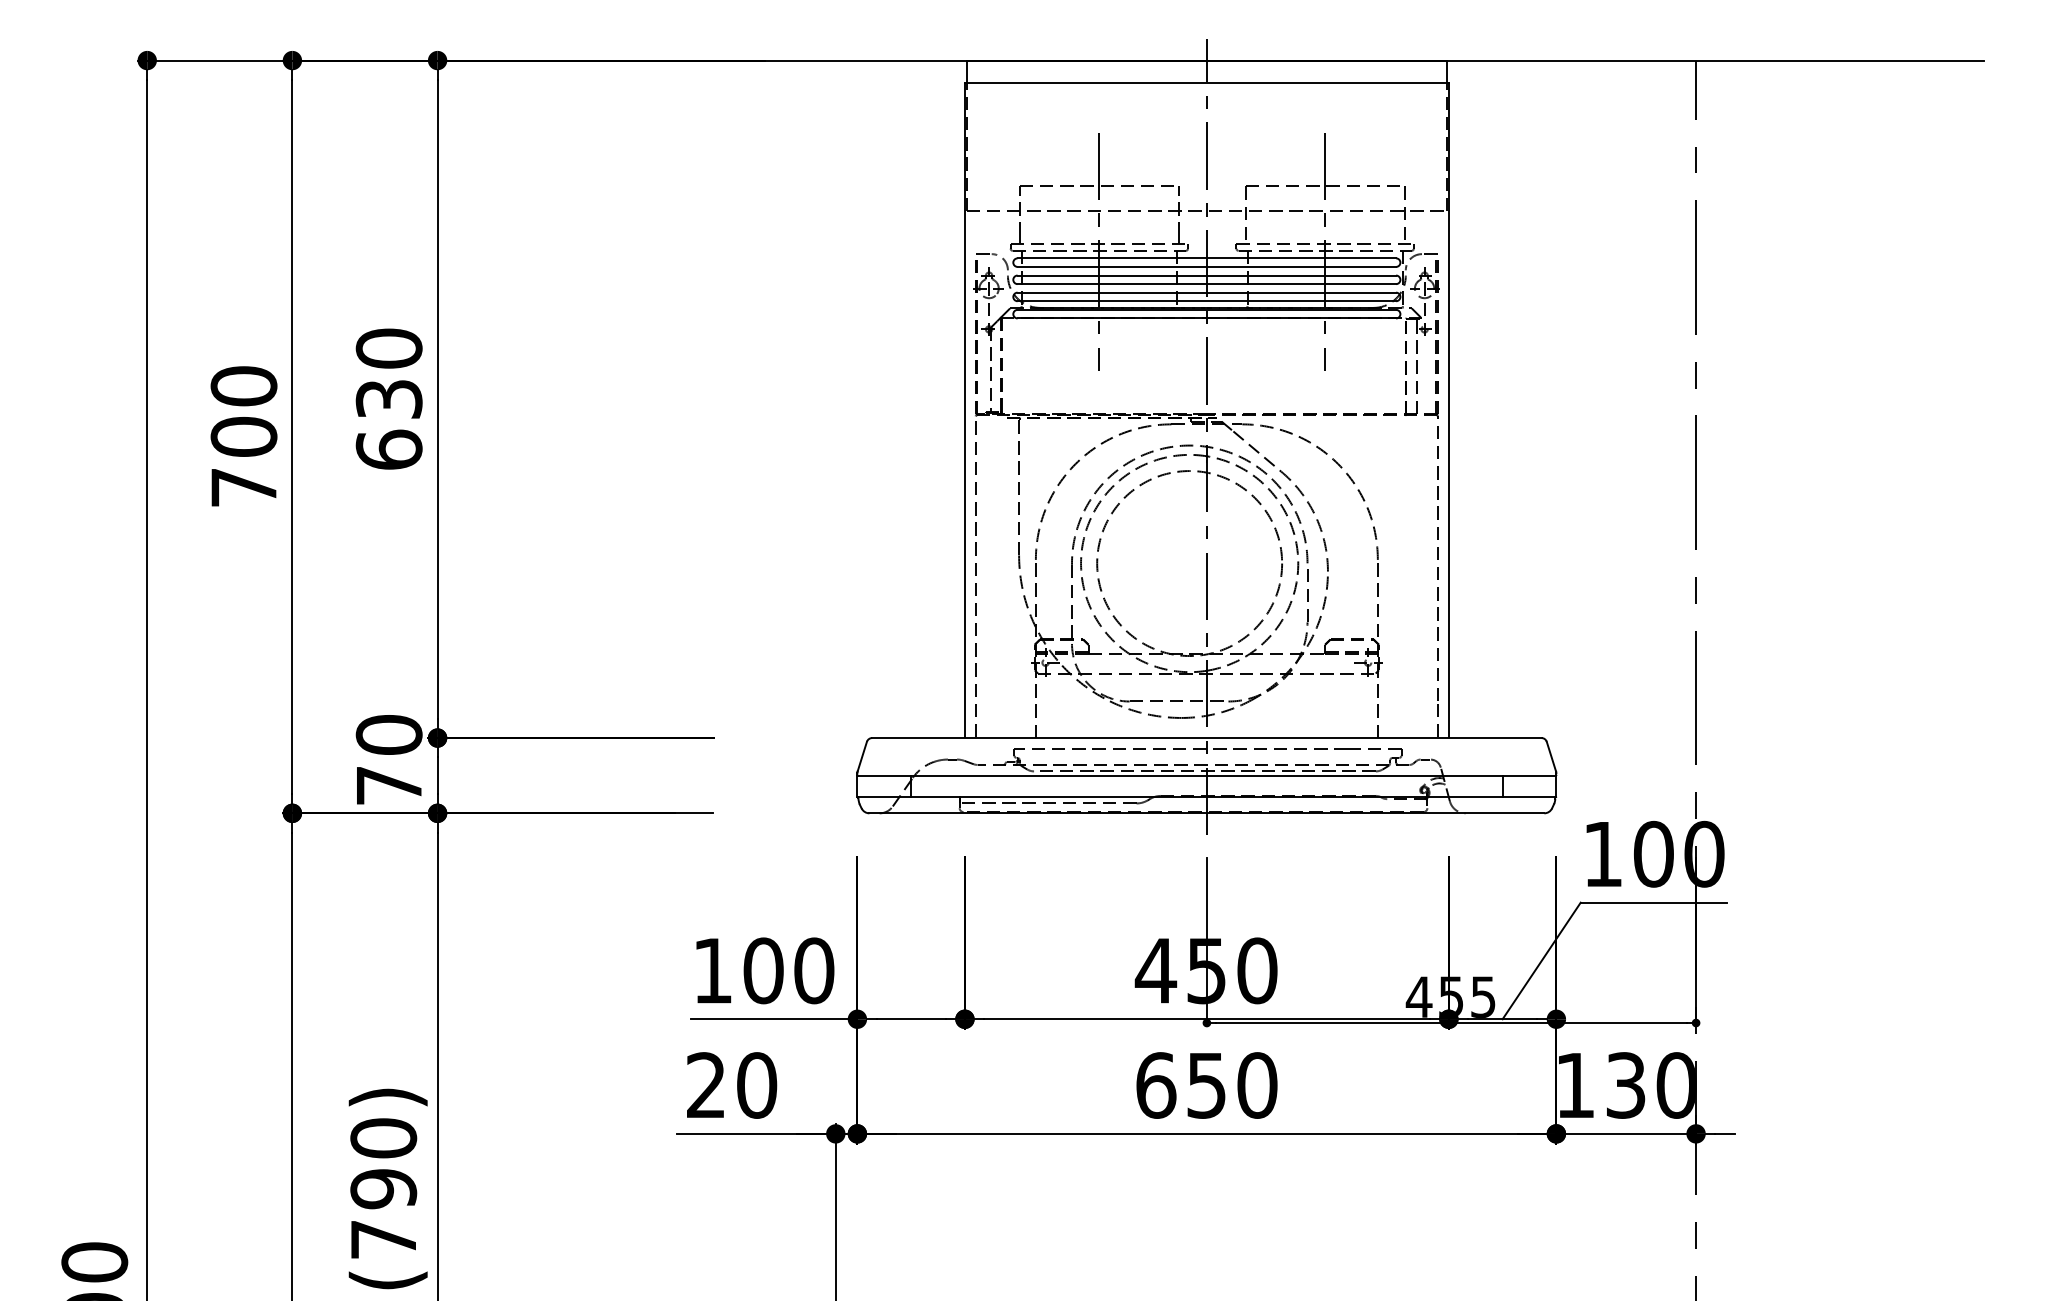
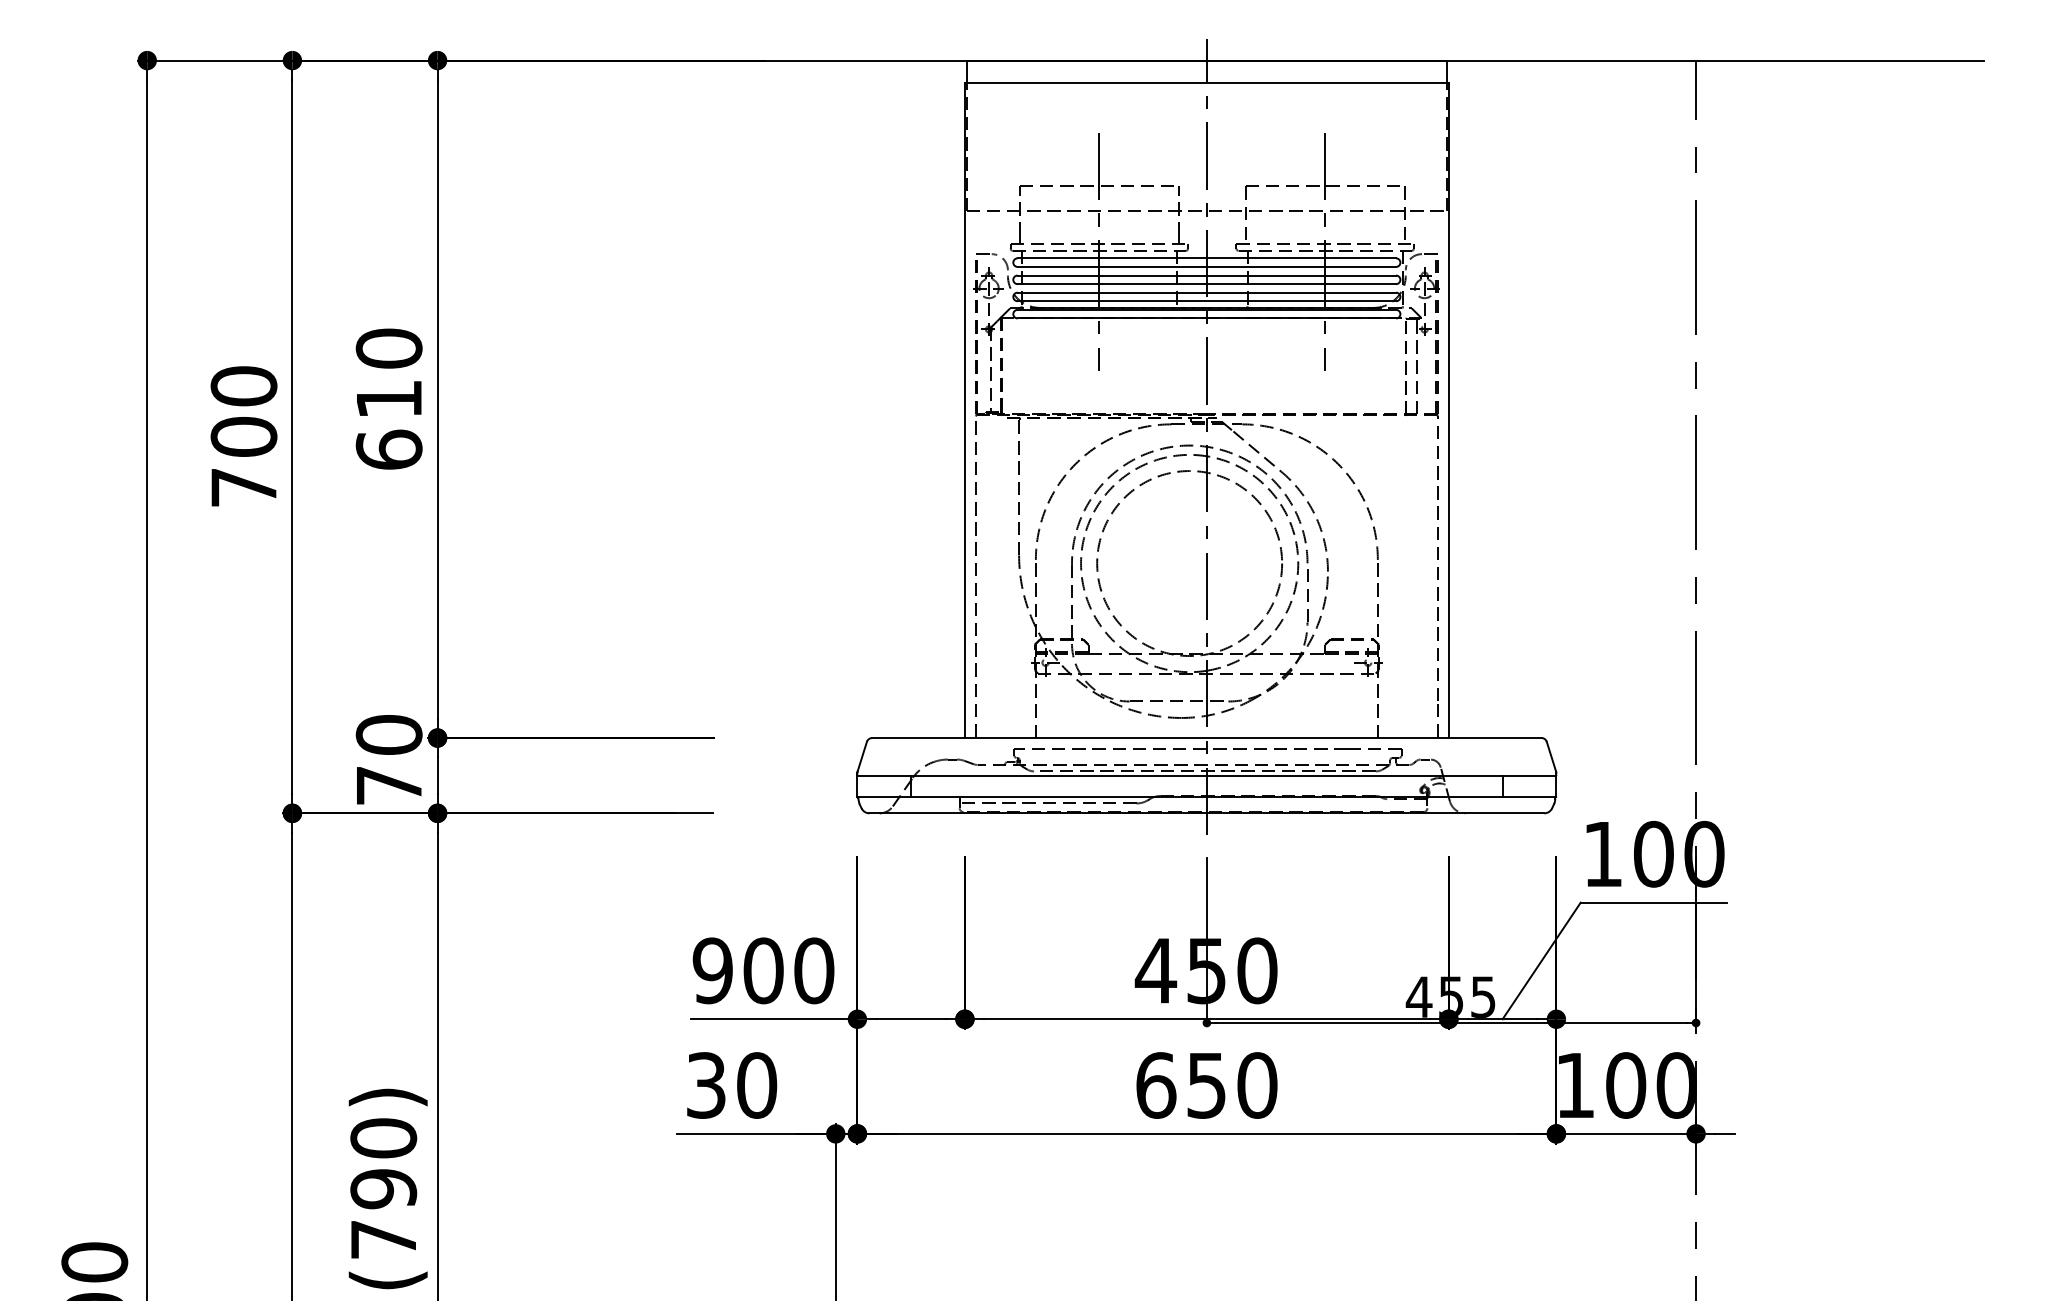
text: 630 -> 610 (388, 399)
text: 100 -> 900 (712, 970)
text: 20 -> 30 (706, 1085)
text: 130 -> 100 (1626, 1085)
